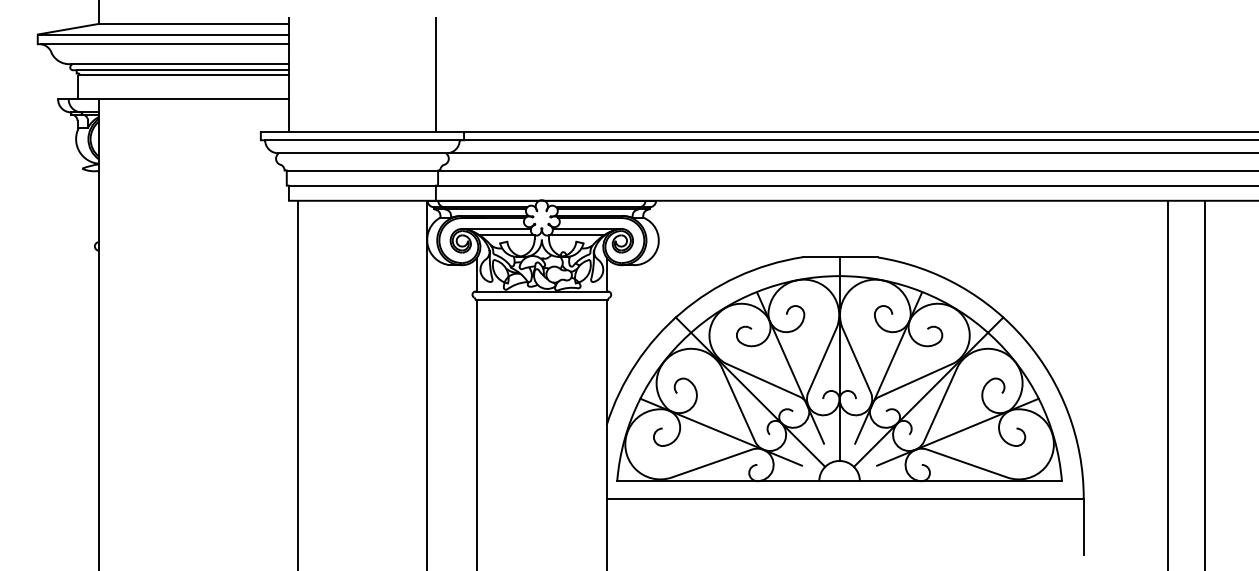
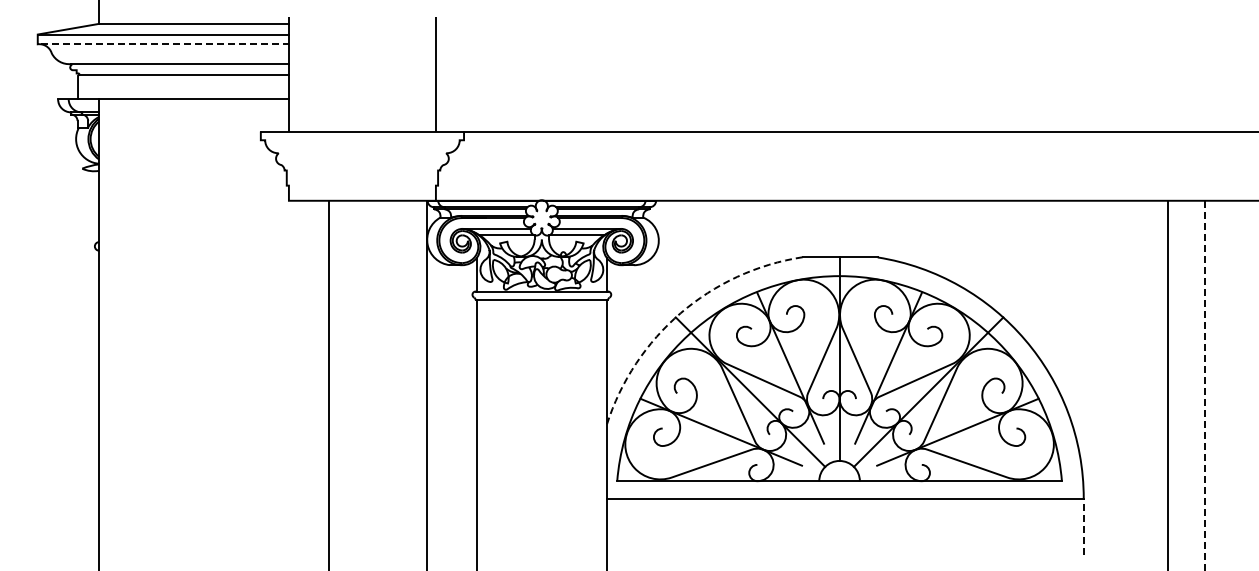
line: solid -> dashed (164, 44)
line: present -> none (182, 70)
line: present -> none (760, 140)
line: present -> none (766, 153)
line: present -> none (770, 170)
line: present -> none (771, 185)
arc: solid -> dashed (680, 313)
line position: (297, 383) -> (328, 383) (328, 383)
line: solid -> dashed (1205, 385)
line: solid -> dashed (1083, 526)
